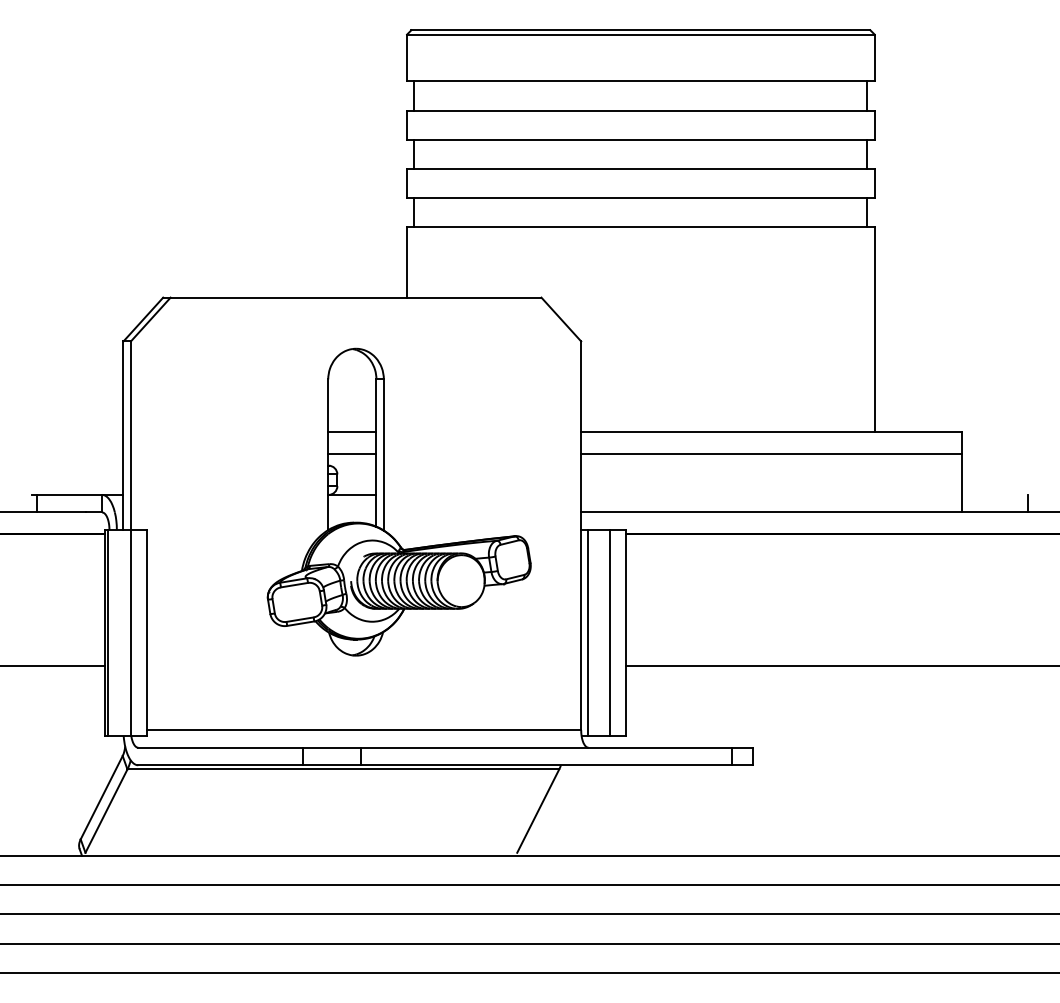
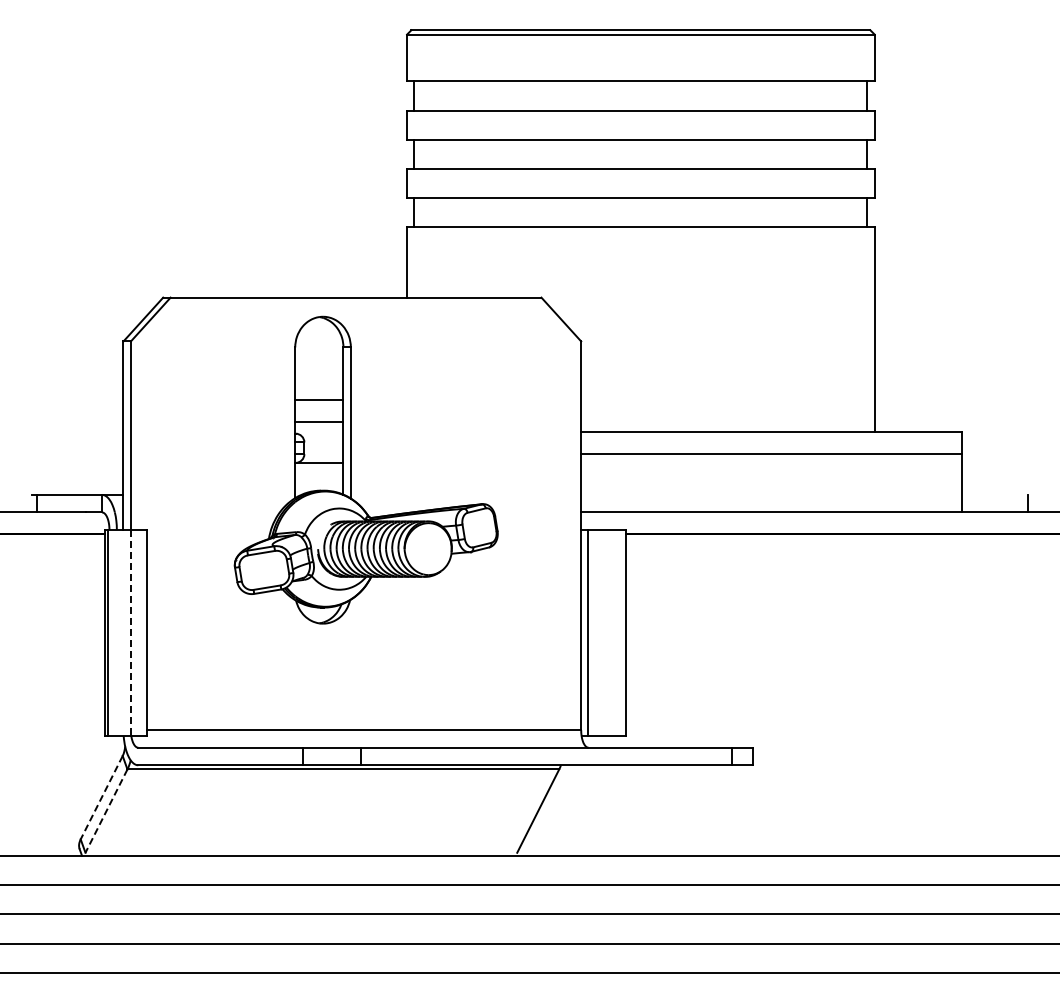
part position: (384, 501) -> (351, 469) (351, 469)
line: present -> none (610, 632)
line: solid -> dashed (130, 633)
line: present -> none (53, 665)
line: present -> none (840, 665)
line: solid -> dashed (101, 797)
line: solid -> dashed (106, 811)
